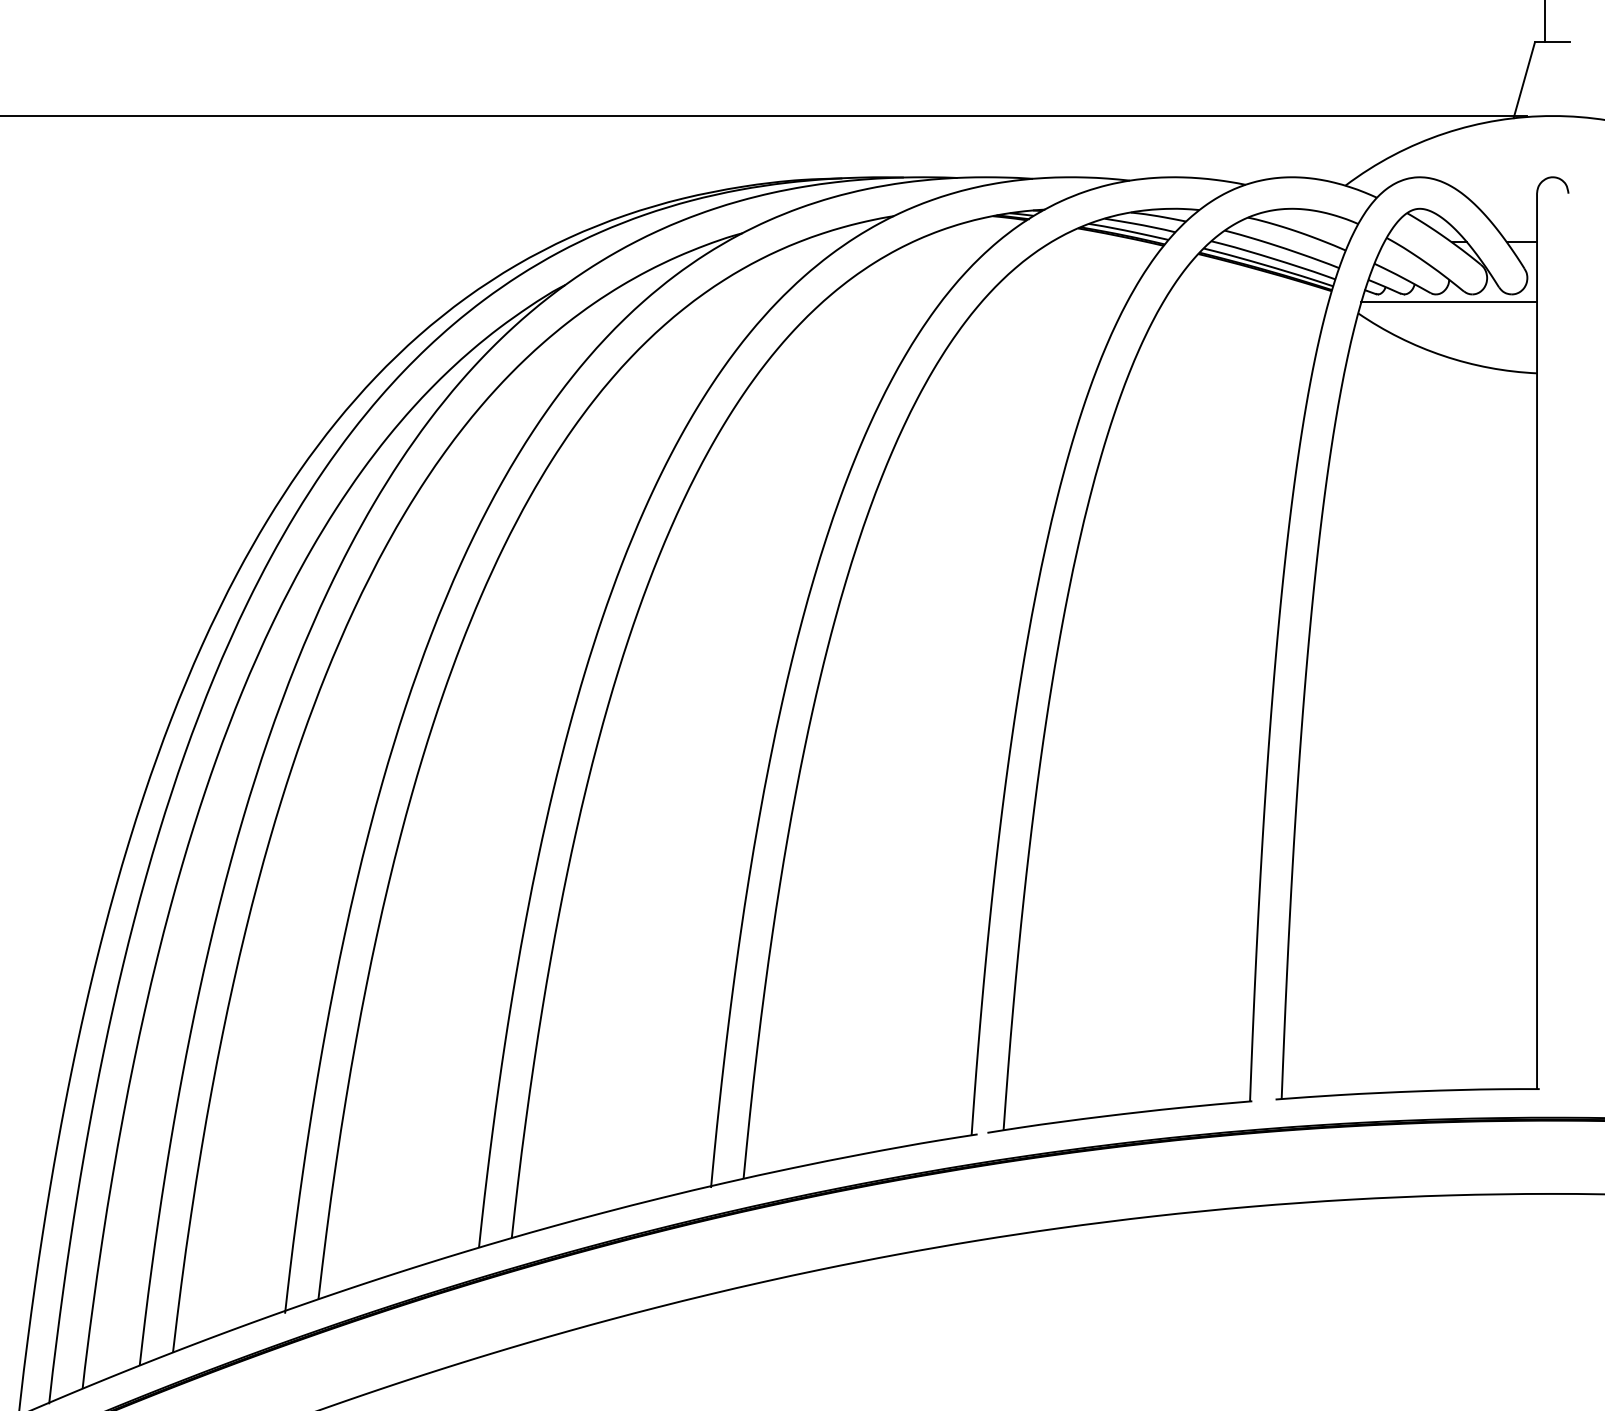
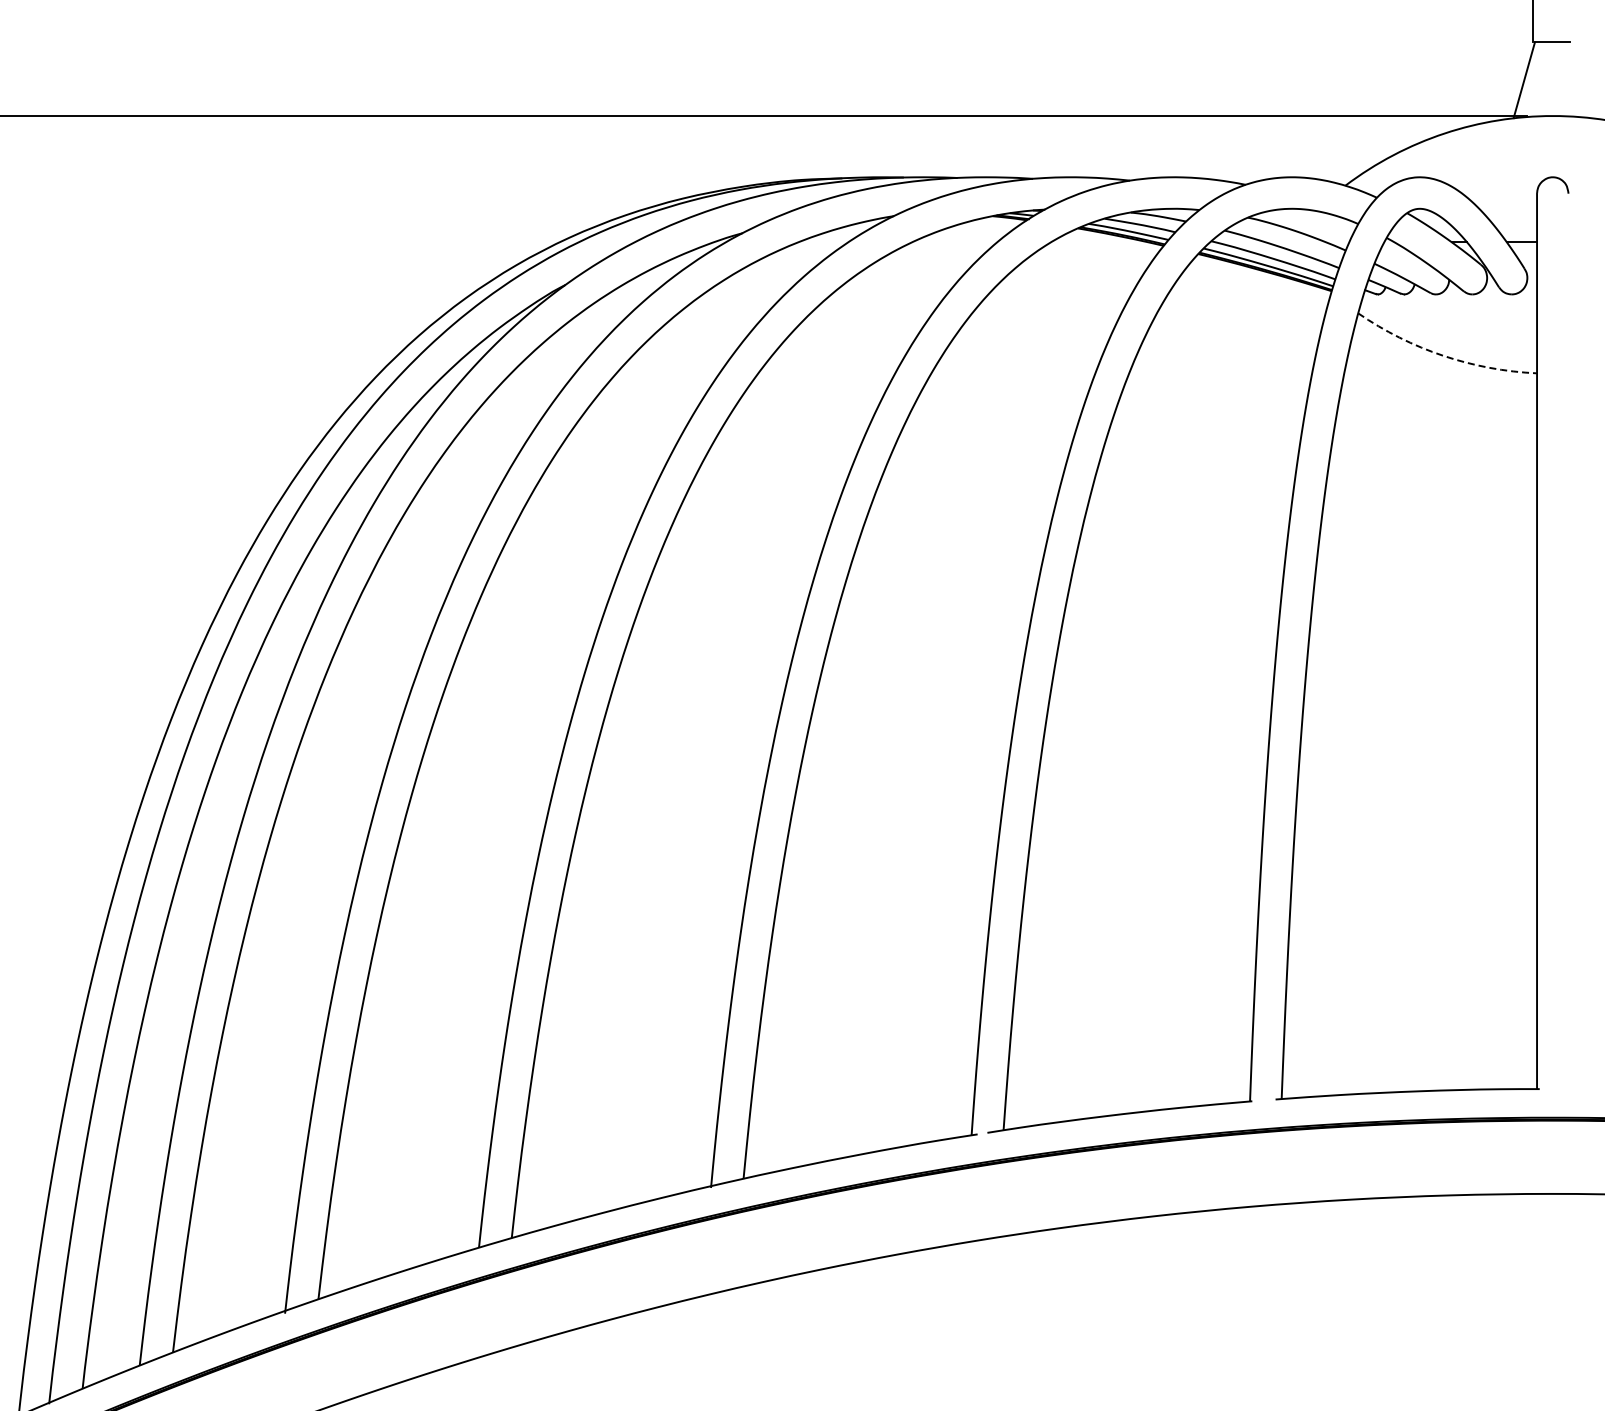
line position: (1545, 22) -> (1533, 22) (1533, 22)
line: present -> none (1448, 301)
arc: solid -> dashed (1443, 355)
